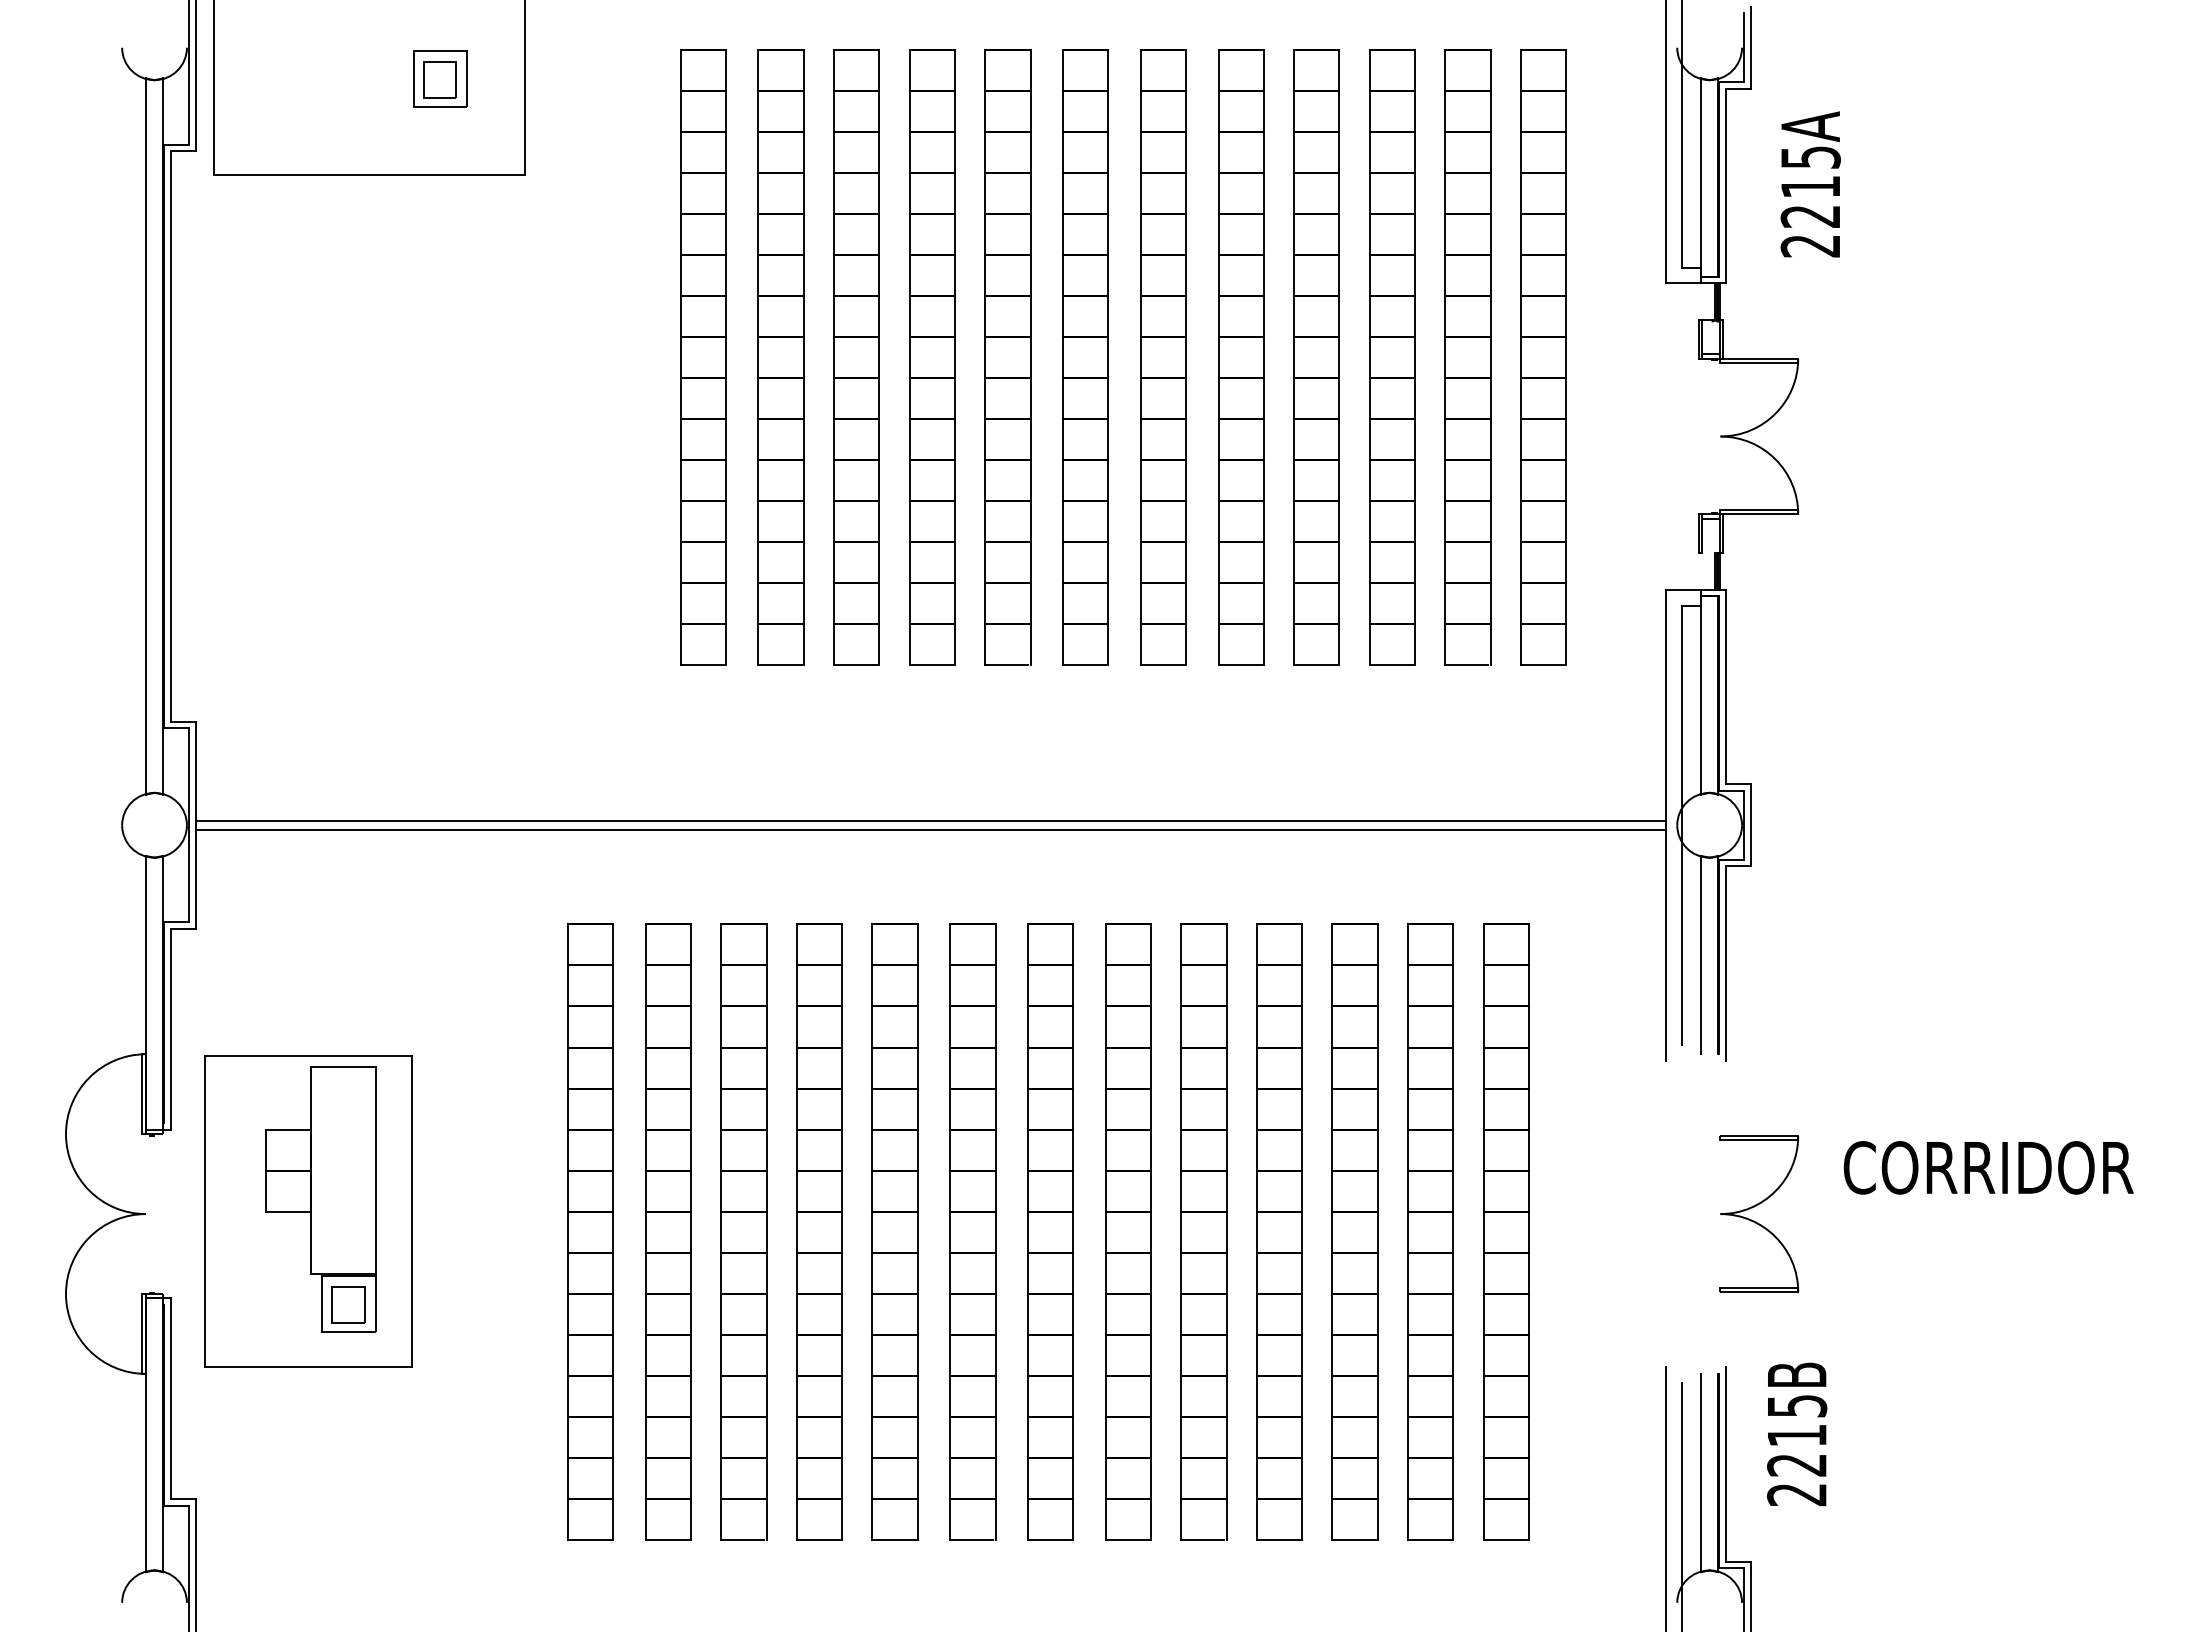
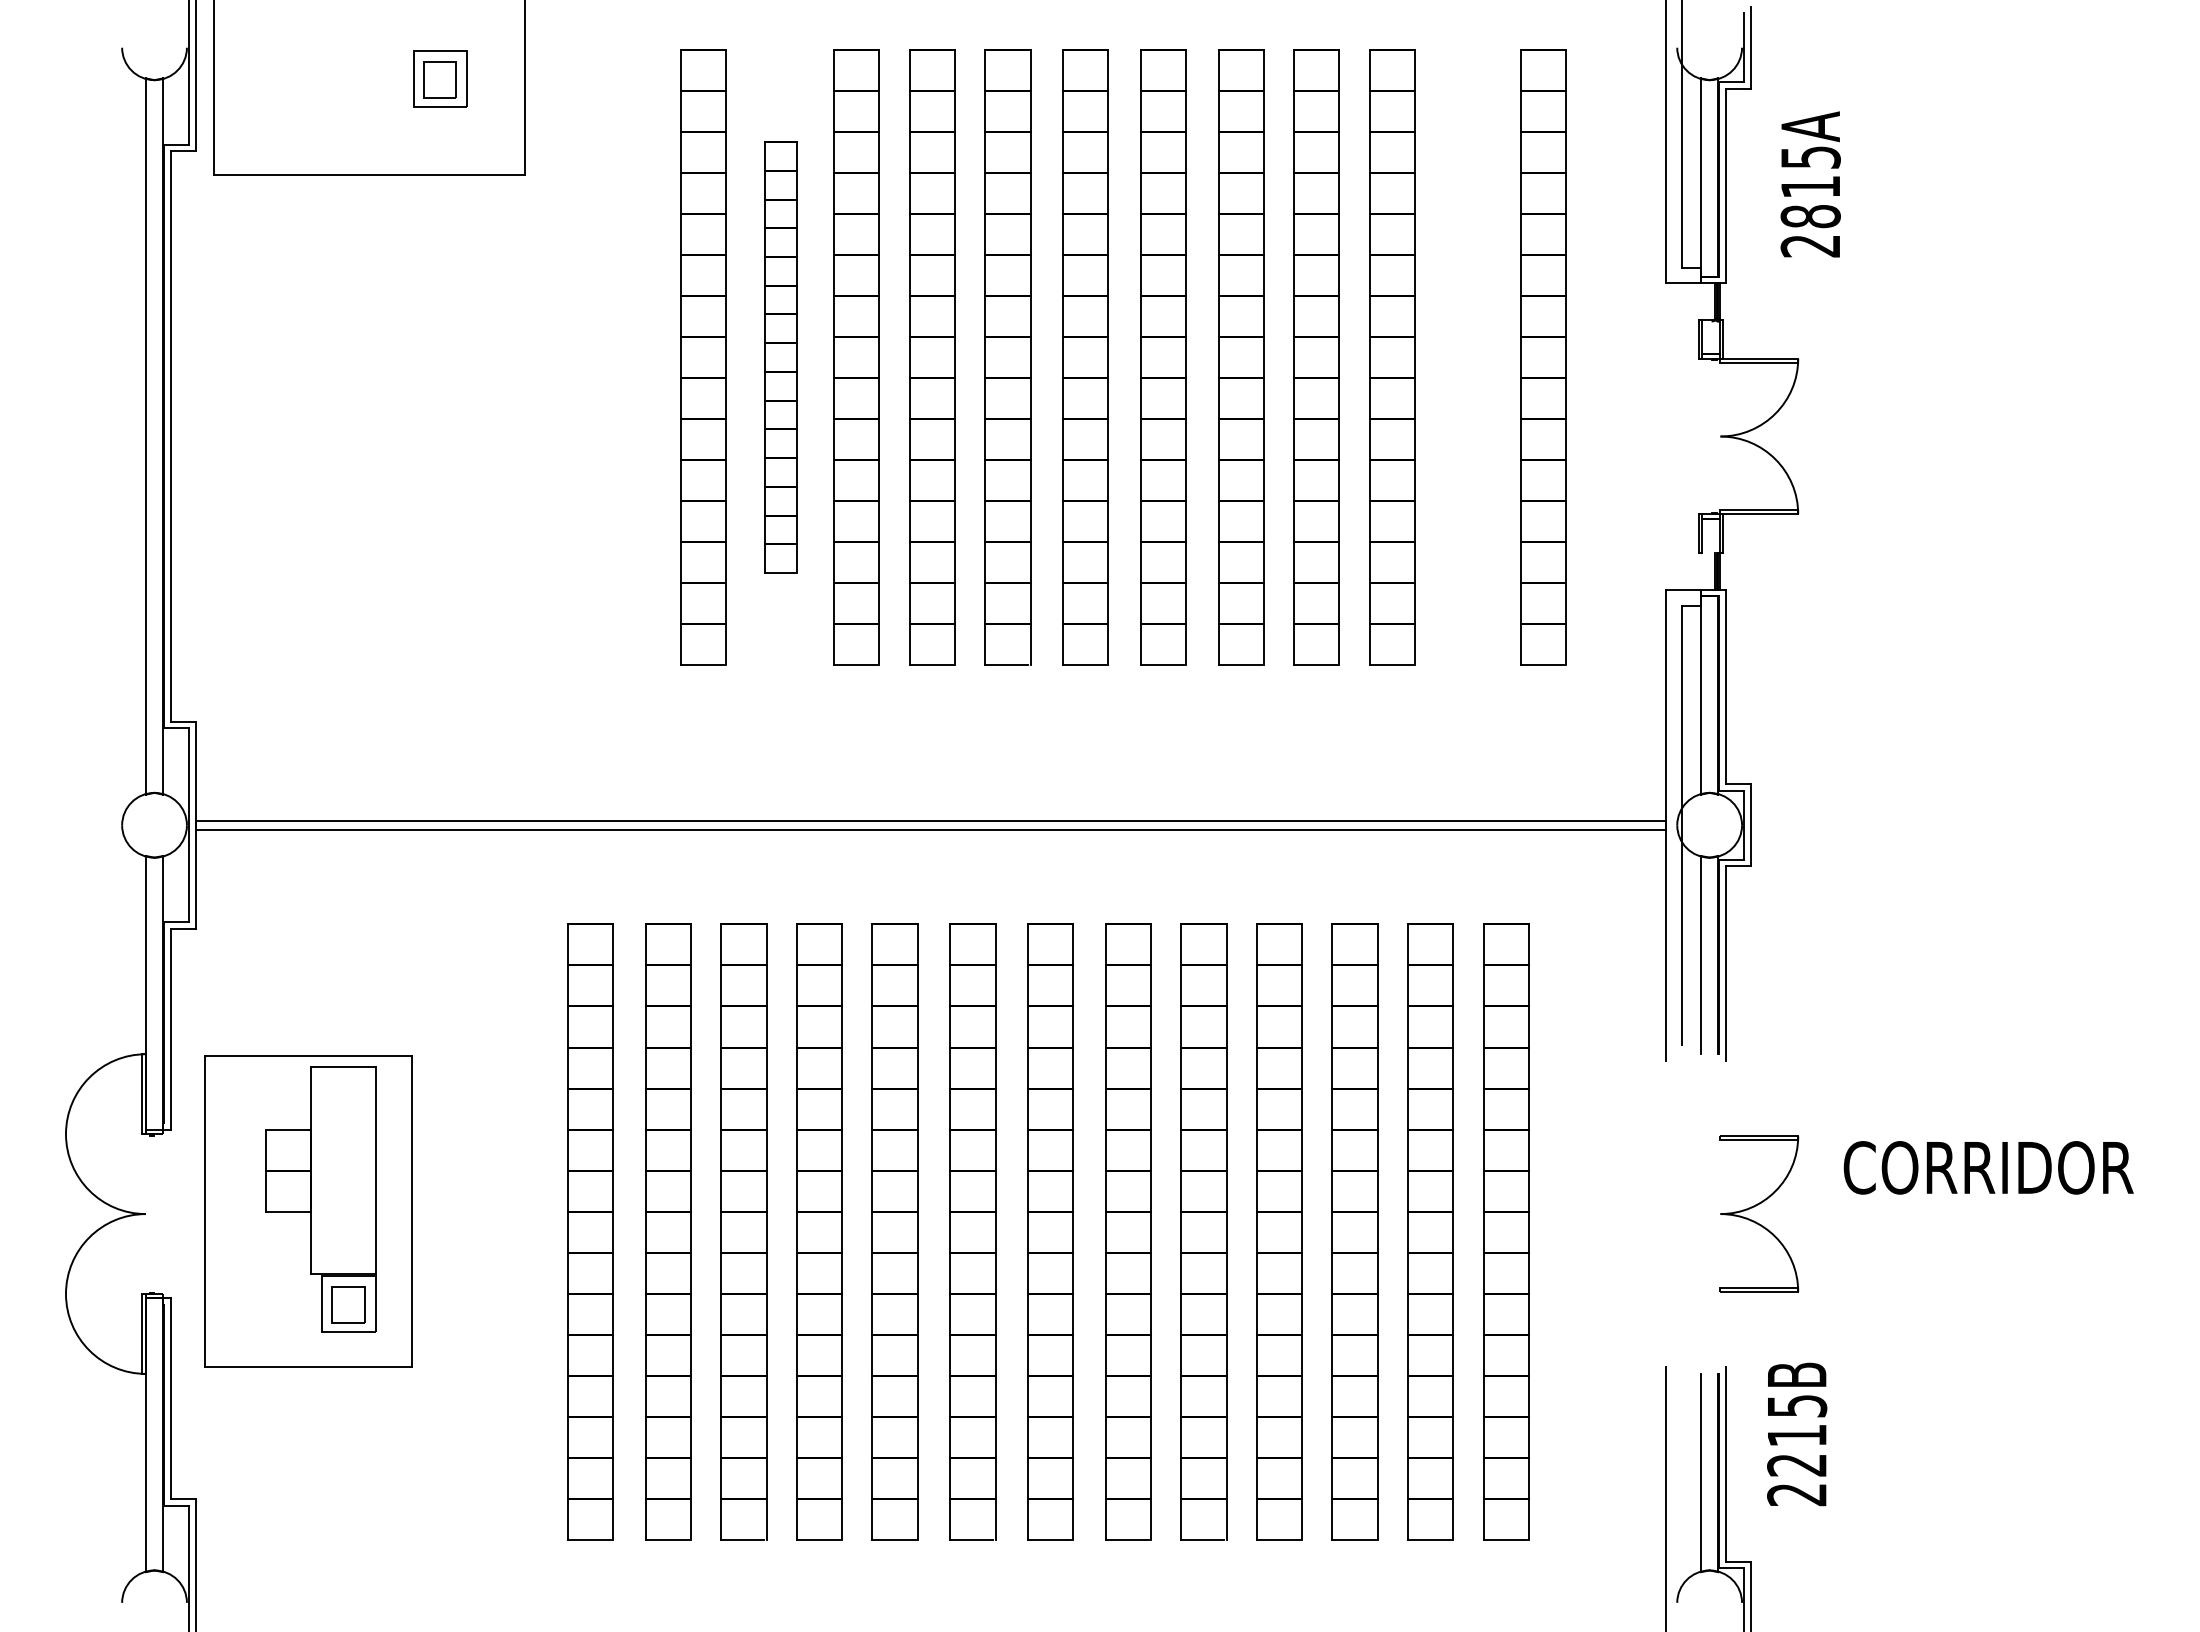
text: 2215A -> 2815A (1810, 216)
part size: 48x617 px -> 34x433 px (780, 357)
part: present -> none (1467, 357)
line: present -> none (1682, 1505)
